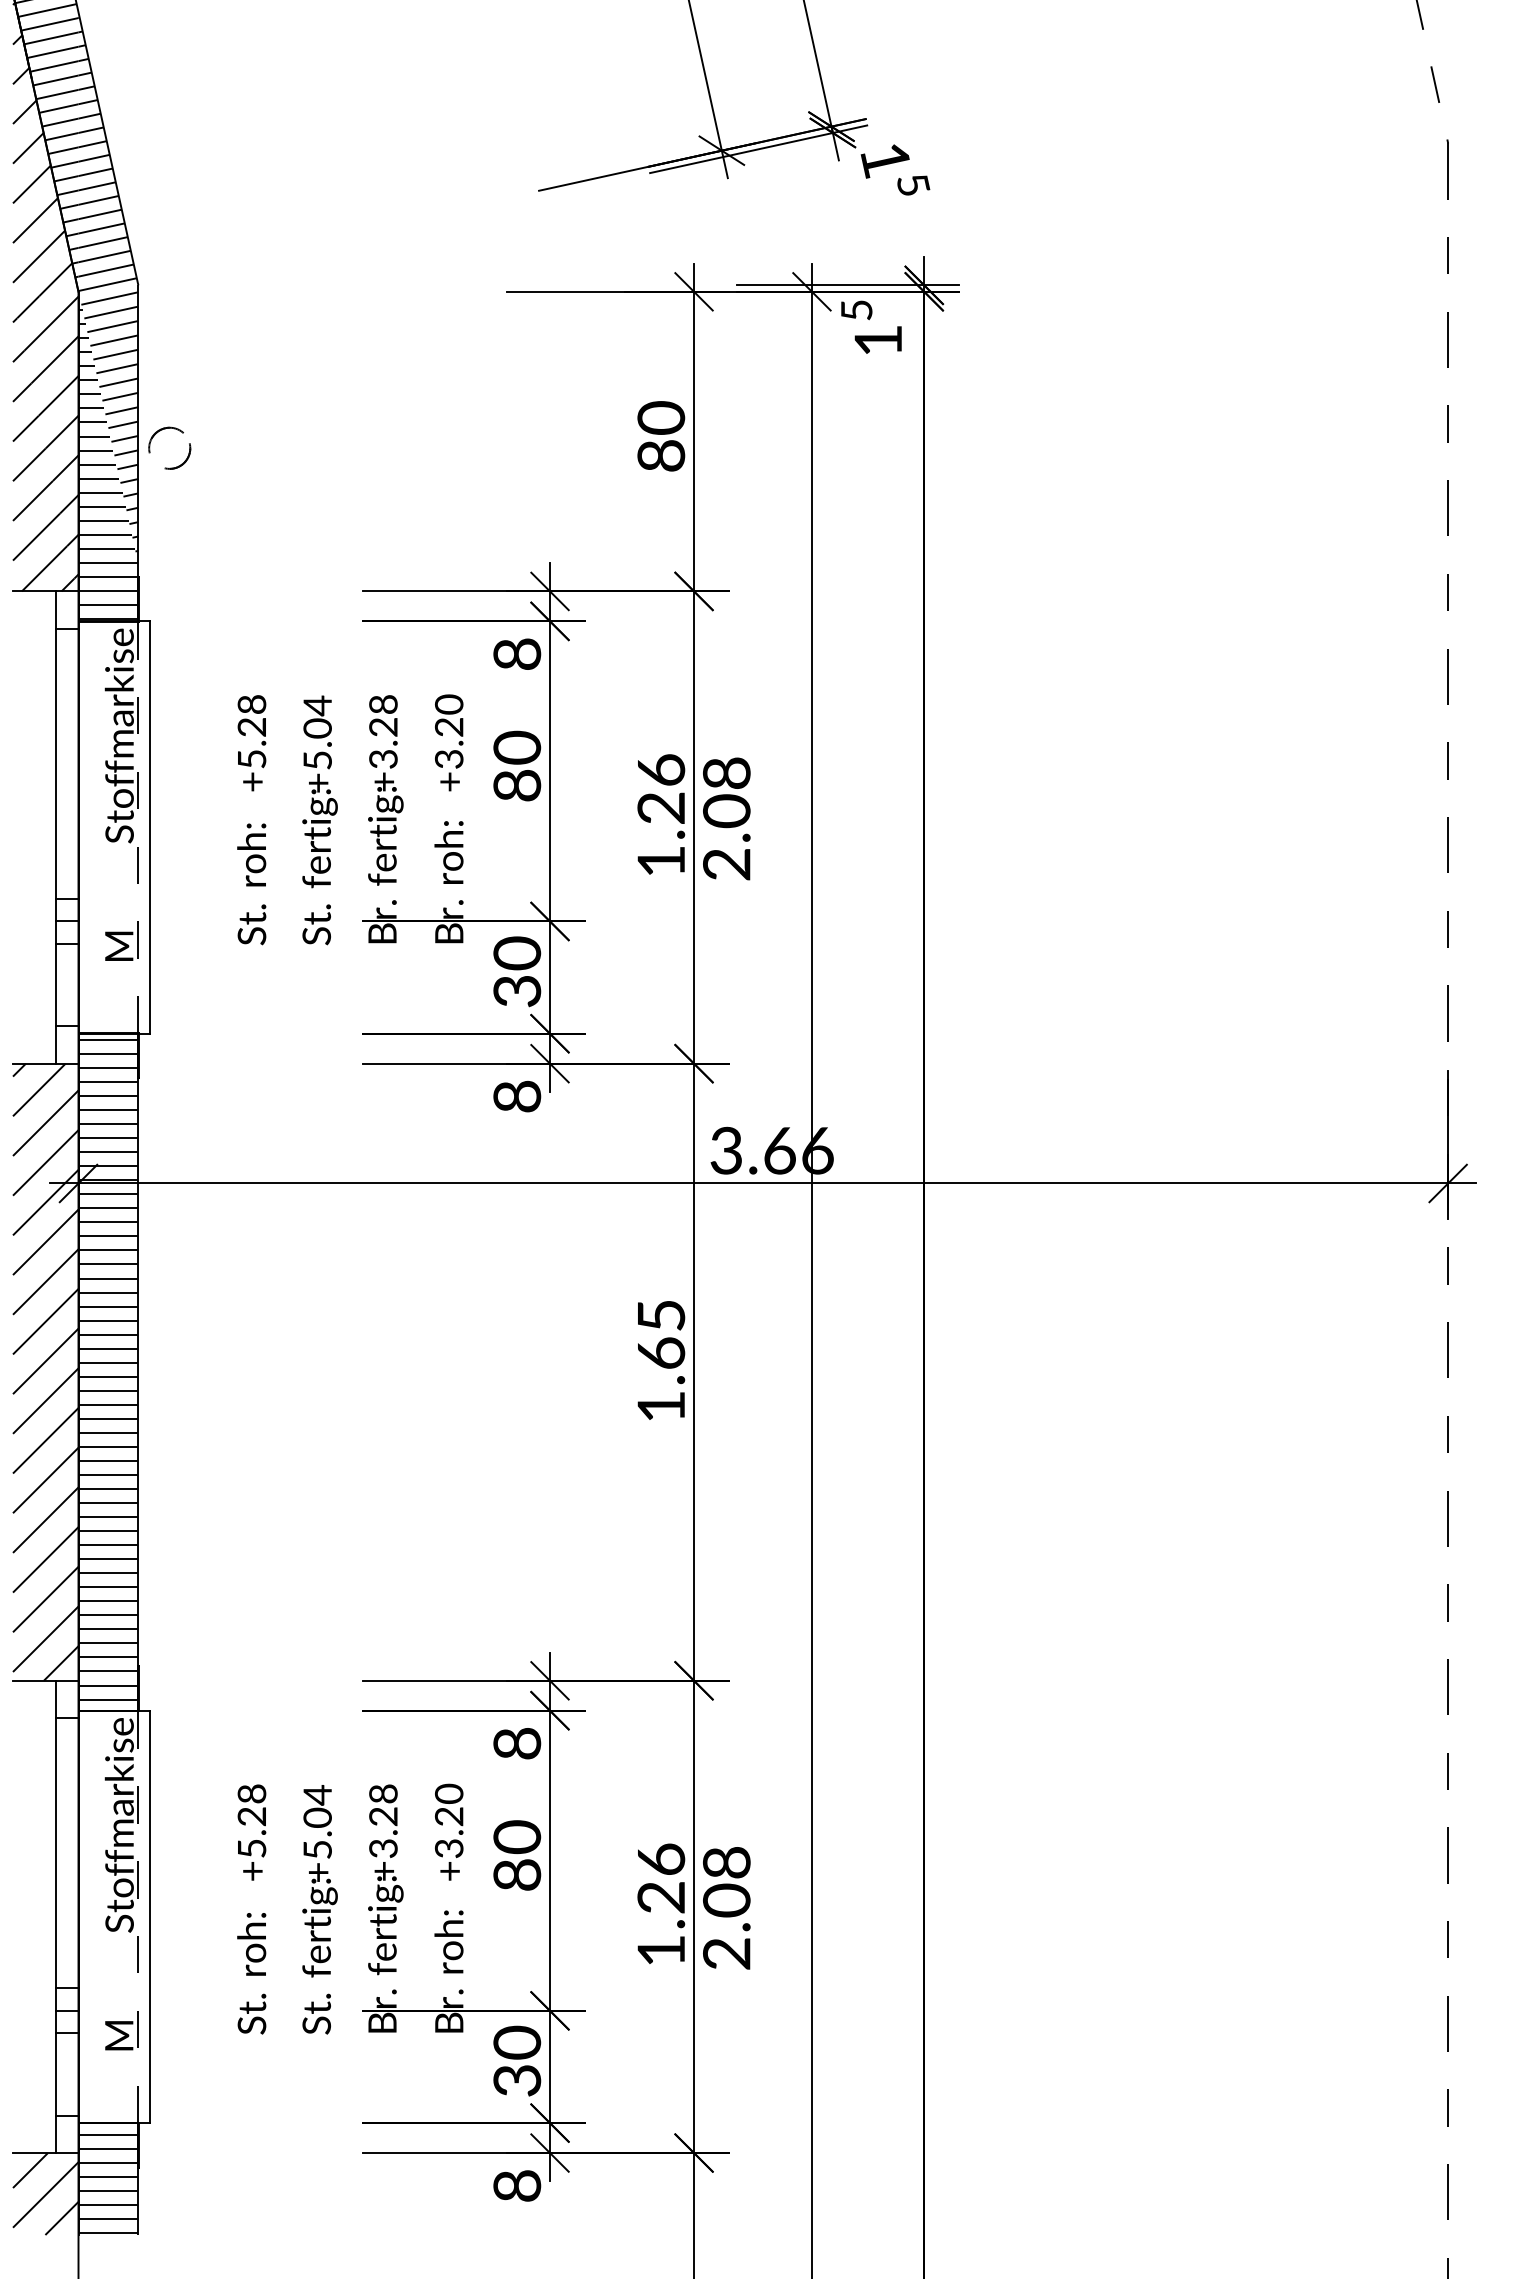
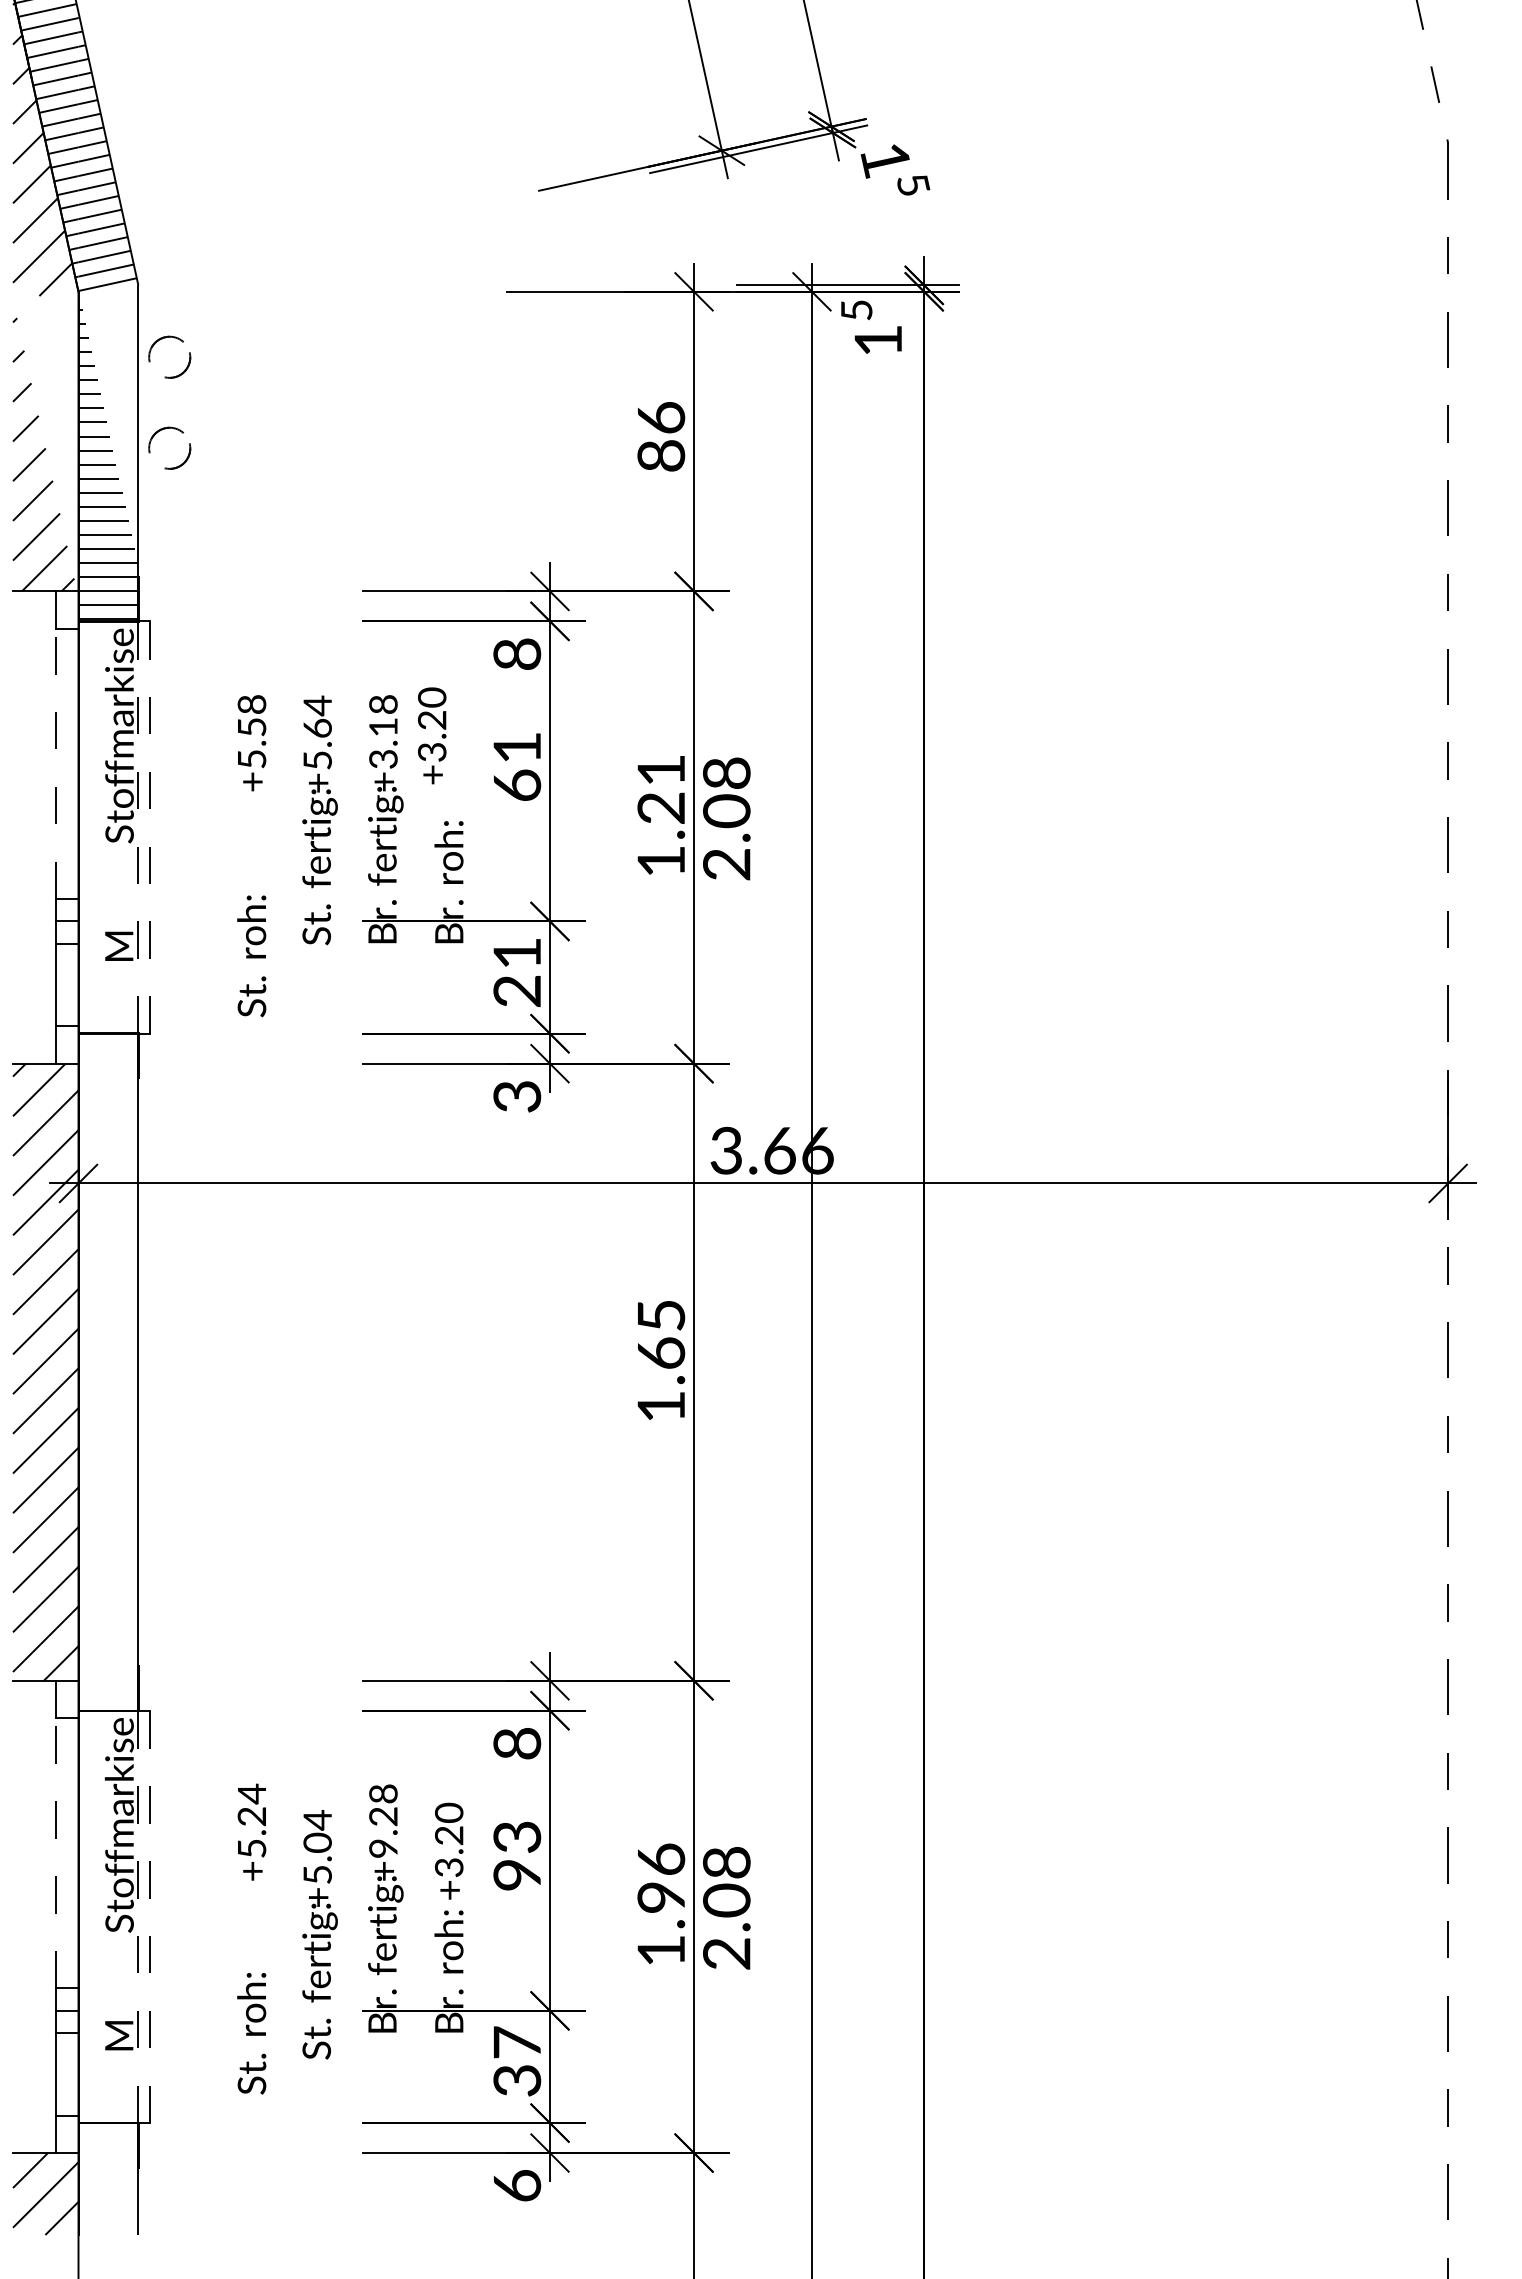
part: none -> present (160, 340)
text: 80 -> 86 (660, 417)
hatch: present -> none (109, 421)
hatch: present -> none (47, 437)
text: +5.28 -> +5.58 (251, 727)
text: +3.28 -> +3.18 (383, 727)
text: +5.04 -> +5.64 (317, 728)
text position: (449, 742) -> (432, 735) (432, 735)
line: solid -> dashed (56, 763)
text: 80 -> 61 (517, 765)
text: 1.26 -> 1.21 (661, 769)
line: solid -> dashed (149, 827)
text position: (251, 884) -> (251, 956) (251, 956)
text: 30 -> 21 (517, 971)
text: 8 -> 3 (516, 1096)
hatch: present -> none (108, 1369)
text: +5.28 -> +5.24 (251, 1793)
text position: (449, 1831) -> (449, 1850) (449, 1850)
text: +3.28 -> +9.28 (383, 1848)
line: solid -> dashed (56, 1852)
text: 80 -> 93 (517, 1855)
text: 1.26 -> 1.96 (660, 1897)
text position: (319, 1909) -> (319, 1934) (319, 1934)
line: solid -> dashed (149, 1916)
text position: (251, 1973) -> (251, 2033) (251, 2033)
text: 30 -> 37 (517, 2042)
hatch: present -> none (108, 2183)
text: 8 -> 6 (516, 2185)
